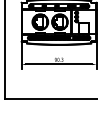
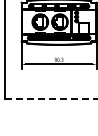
line: solid -> dashed (51, 99)
